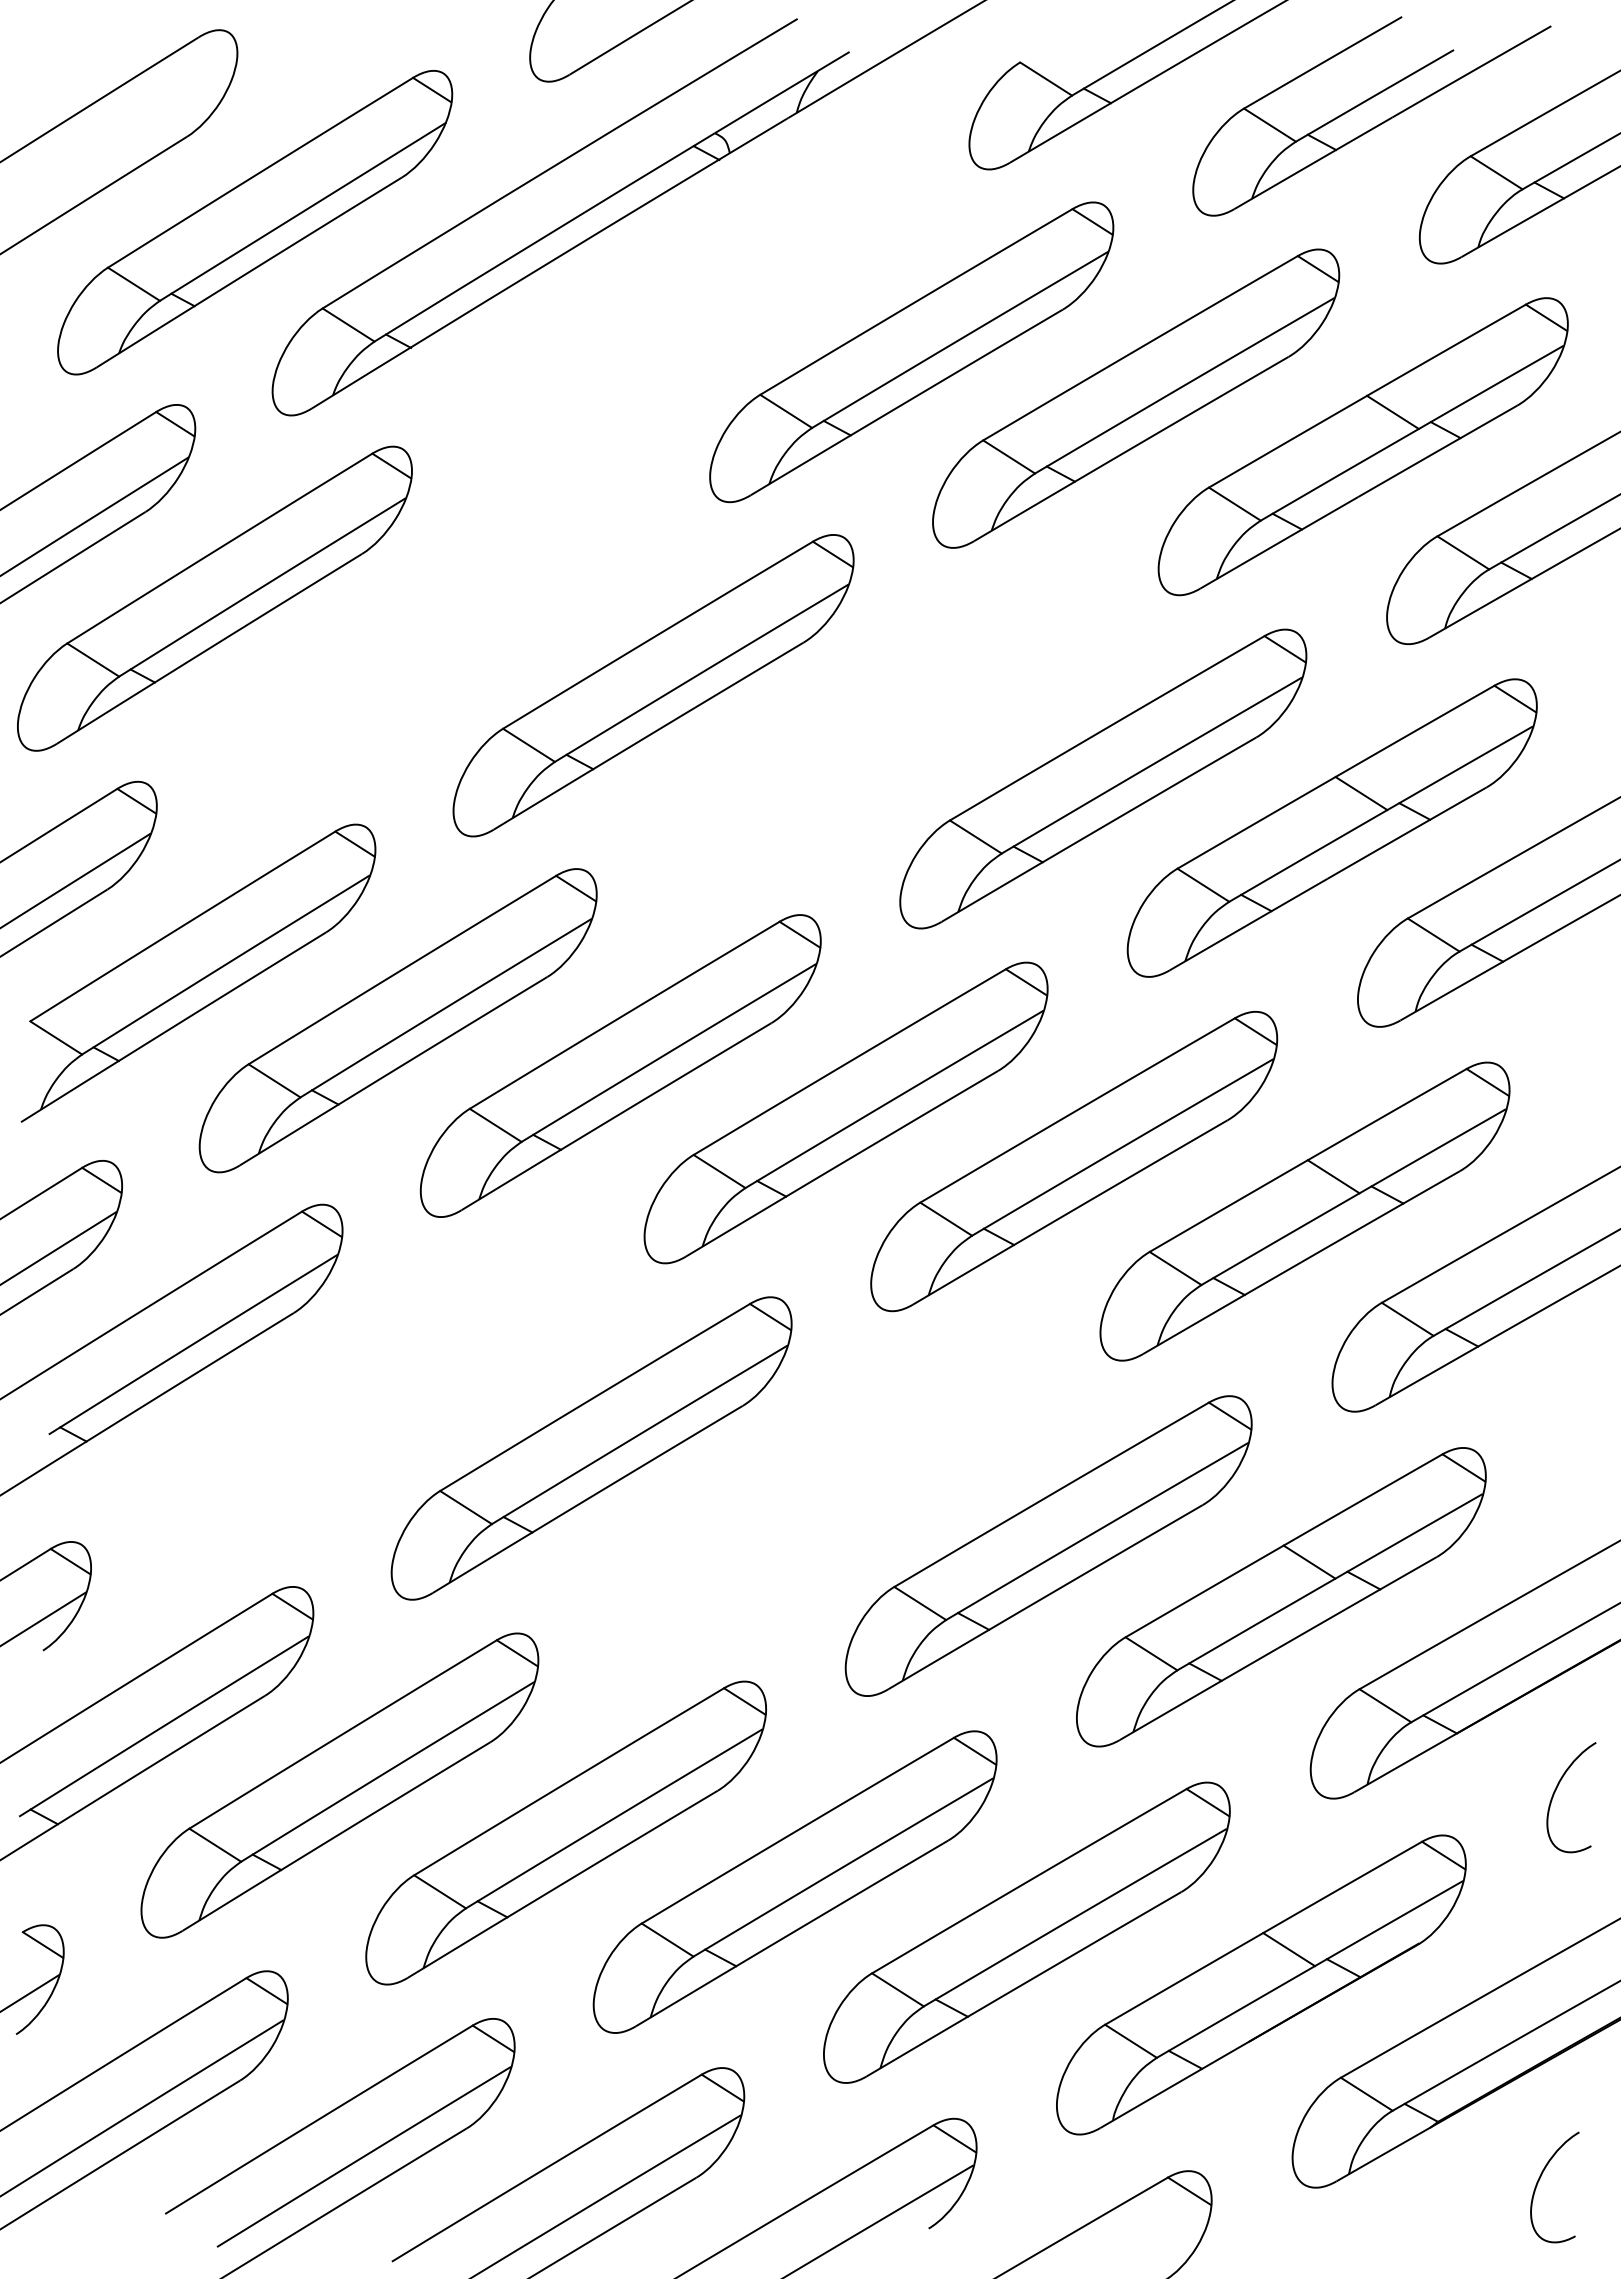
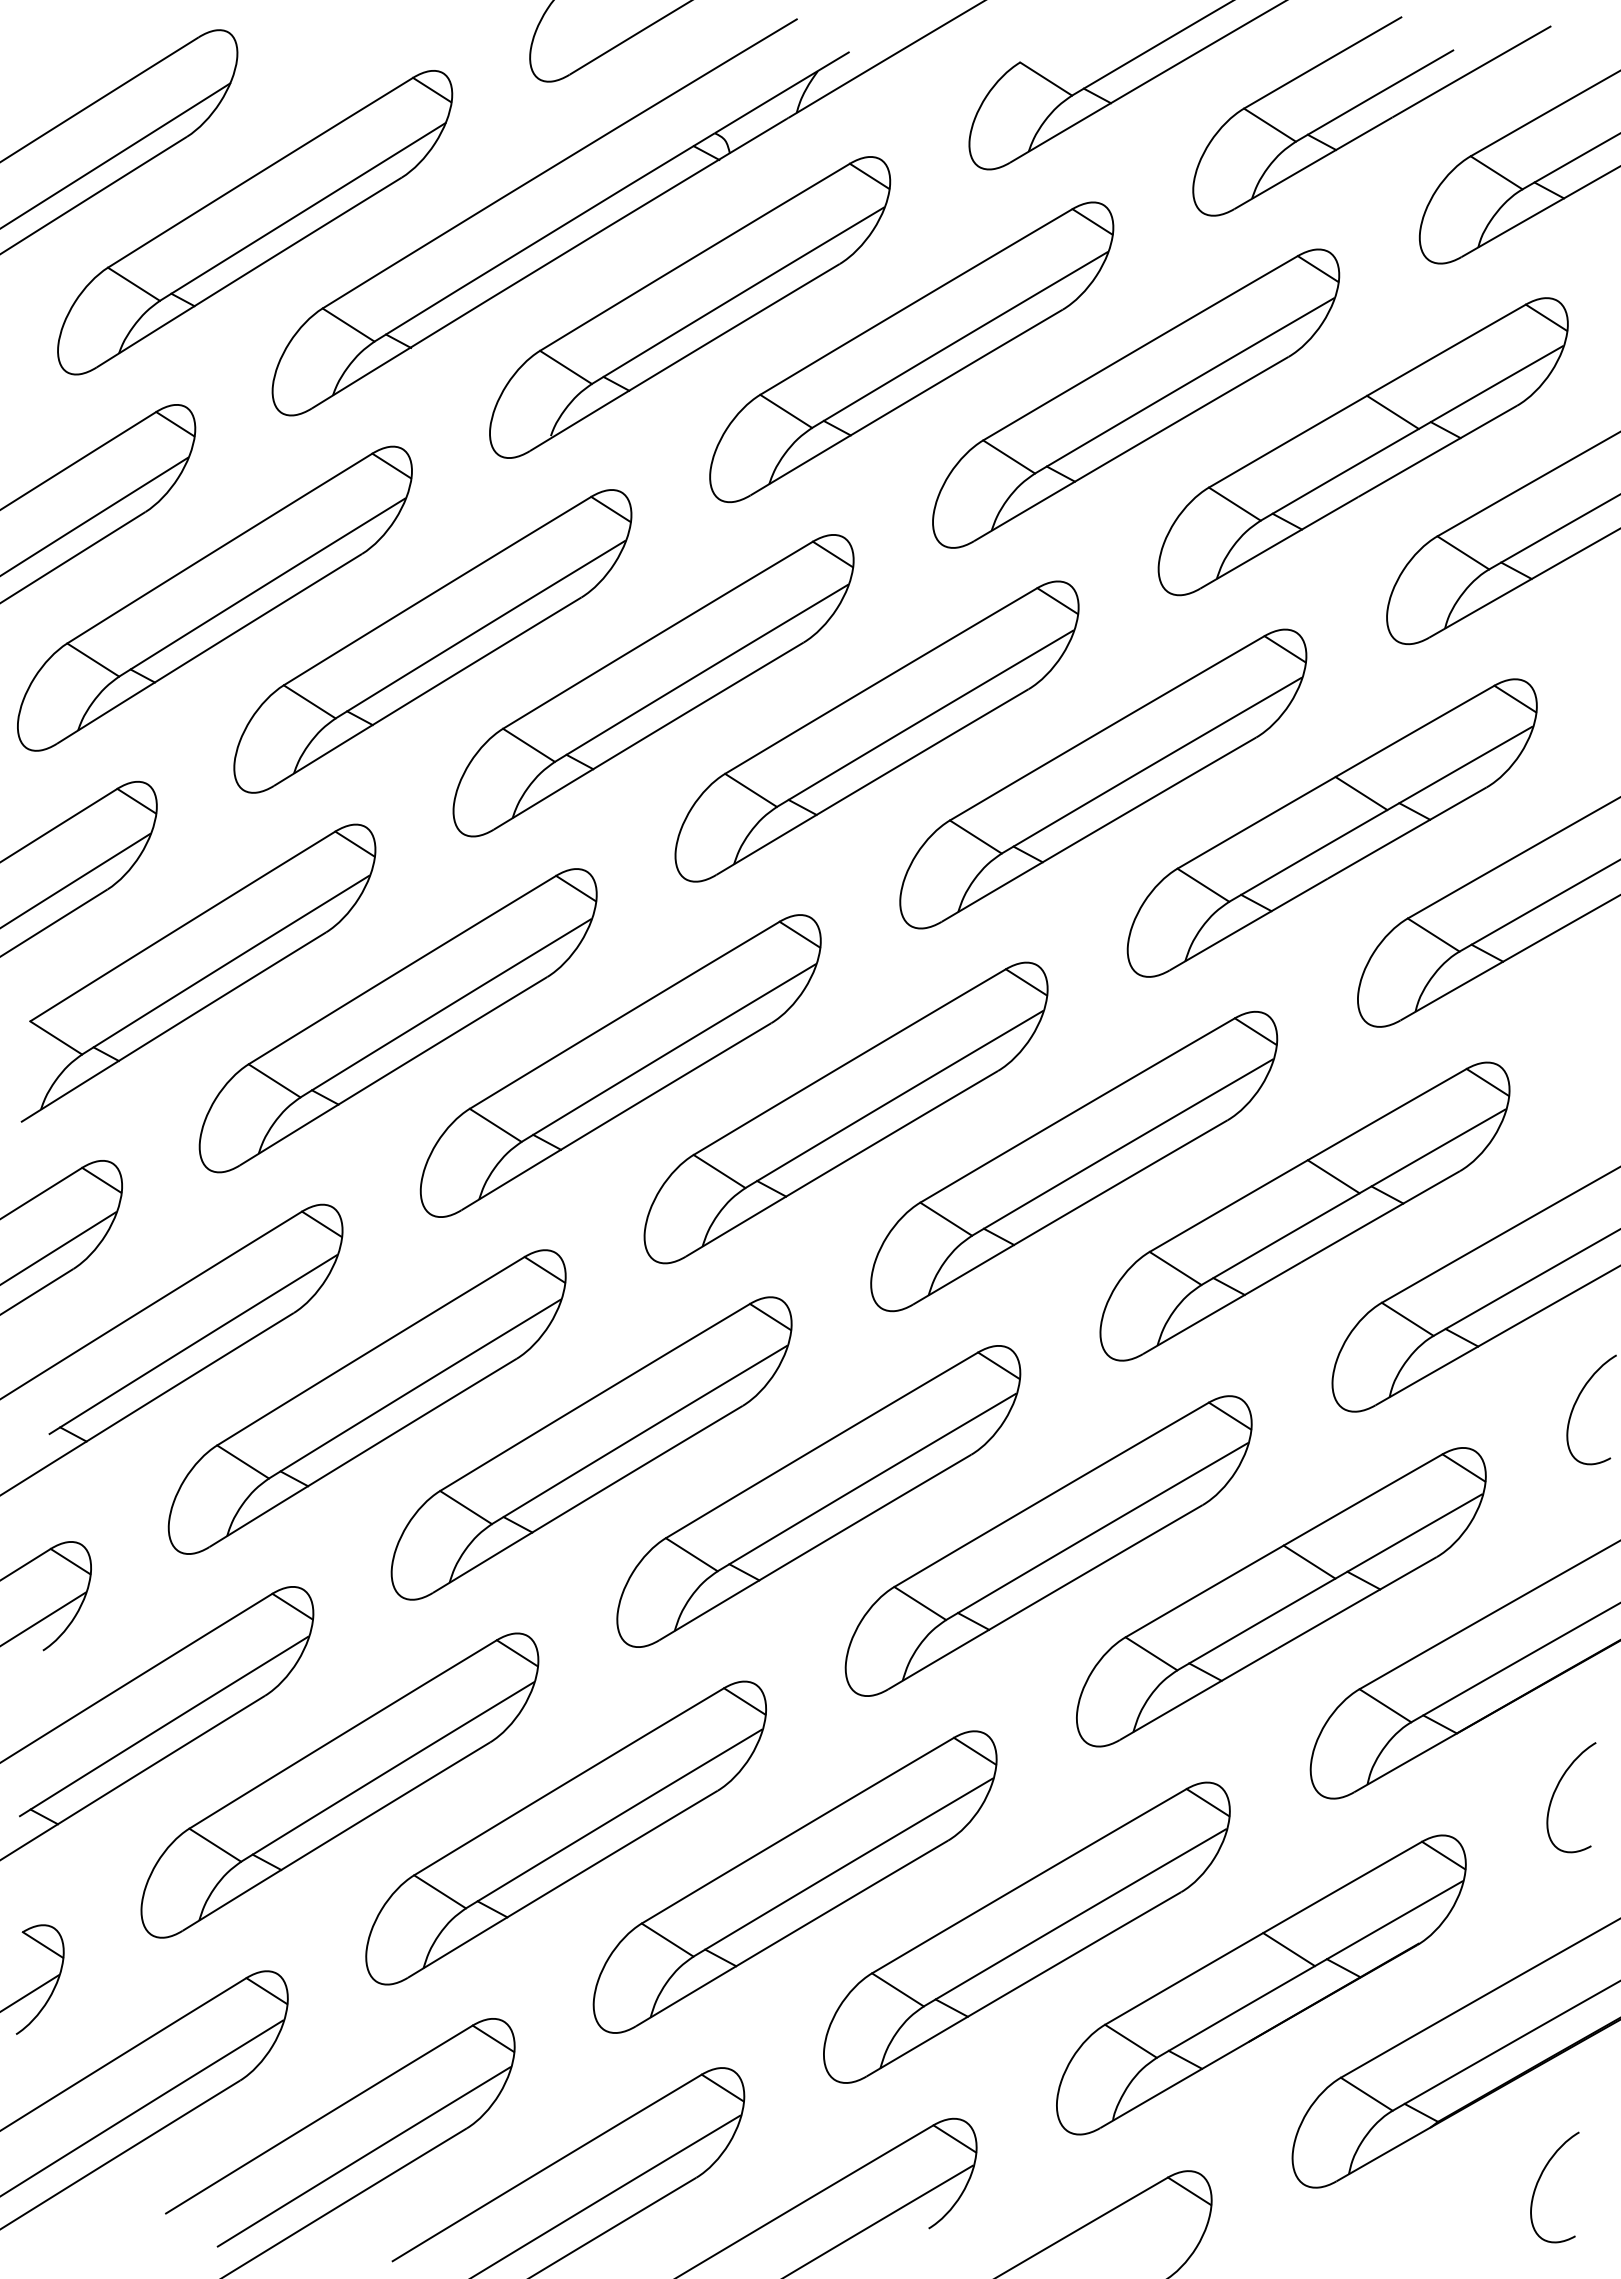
line: none -> present (116, 155)
part: none -> present (690, 307)
part: none -> present (432, 641)
part: none -> present (876, 731)
part: none -> present (366, 1401)
curve: none -> present (1577, 1401)
part: none -> present (818, 1496)
